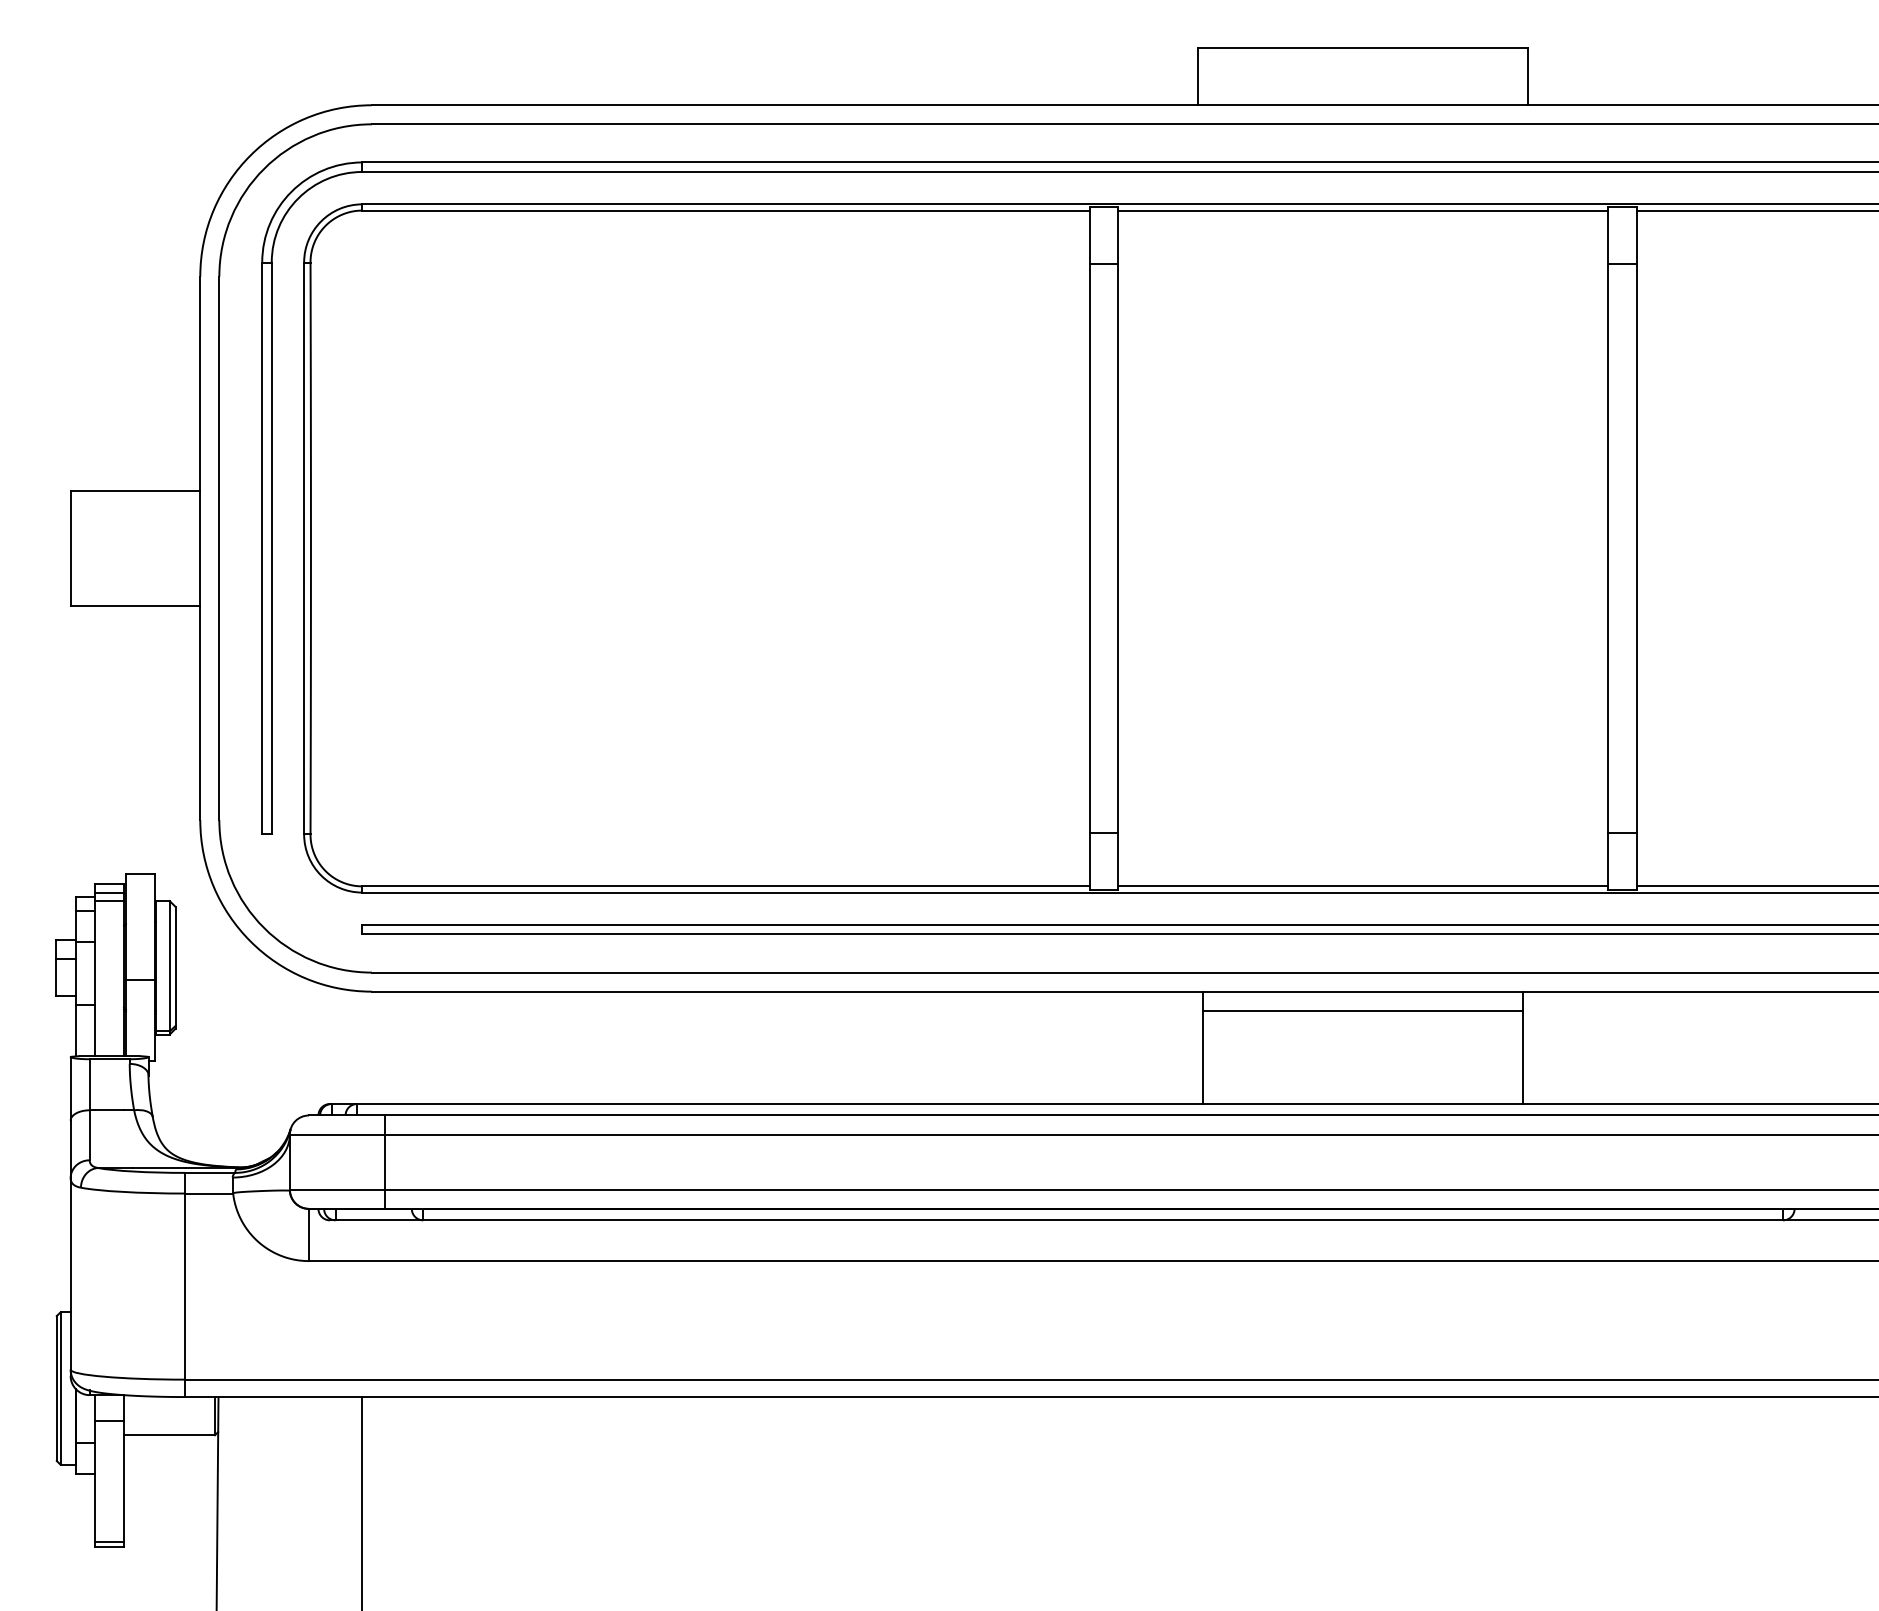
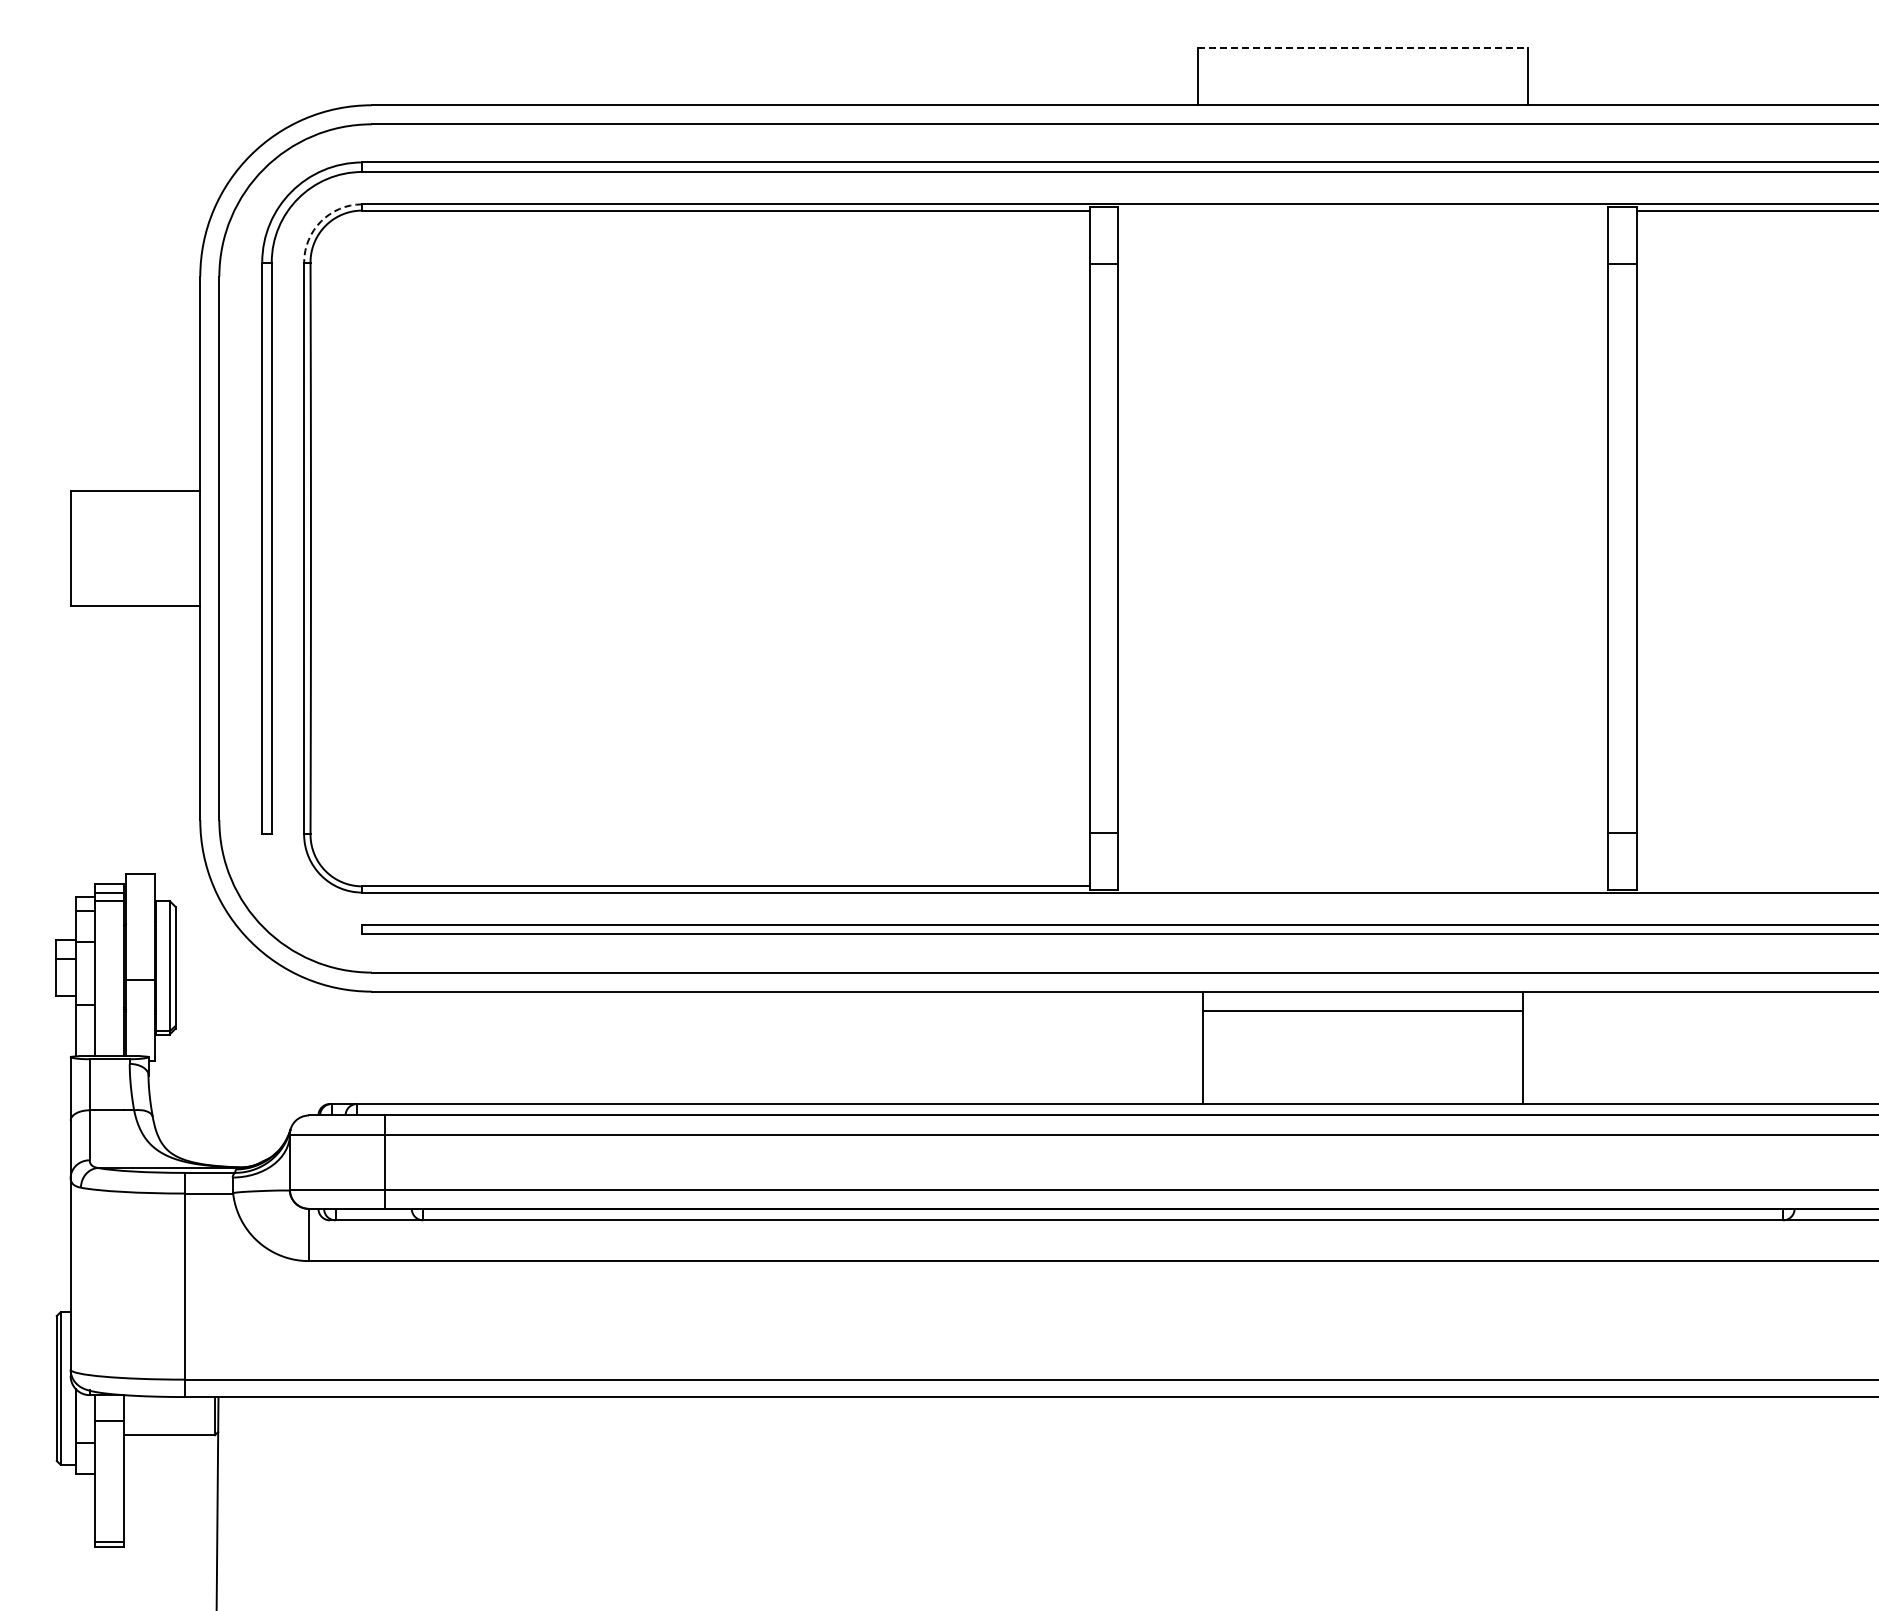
line: solid -> dashed (1363, 48)
line: present -> none (1363, 210)
arc: solid -> dashed (321, 221)
line: present -> none (1363, 886)
line: present -> none (1755, 886)
line: present -> none (362, 1502)
